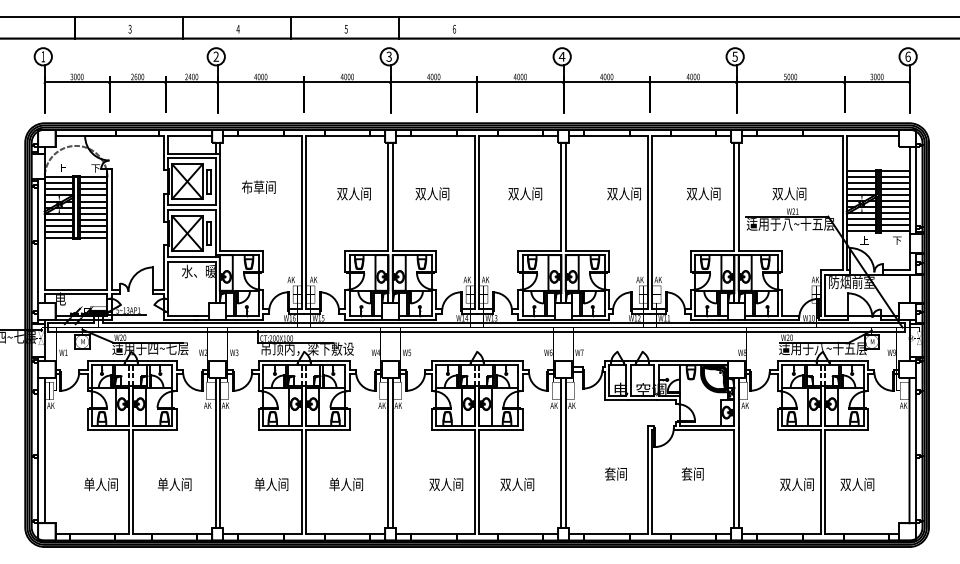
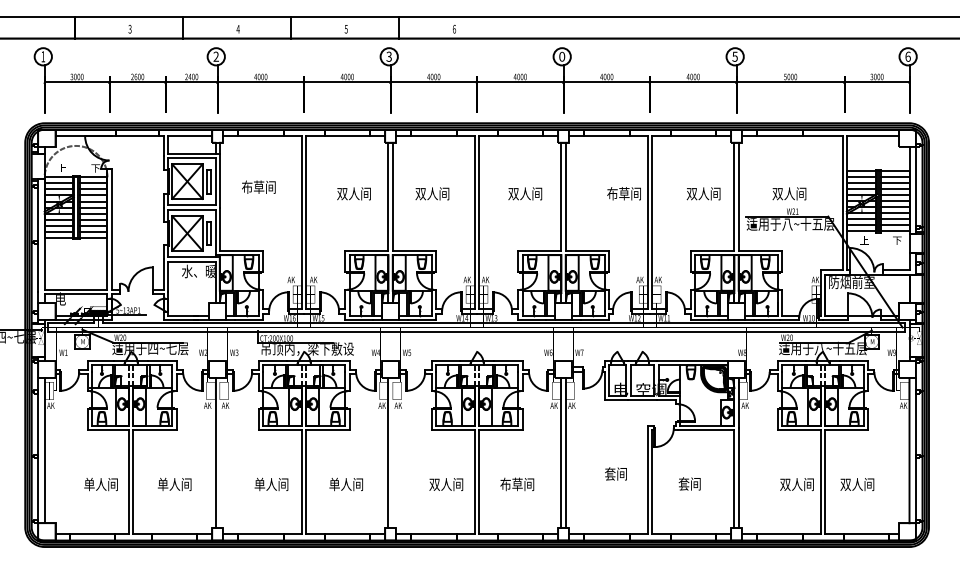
text: 4 -> 0 (561, 56)
text: 双人间 -> 布草间 (618, 193)
line: present -> none (219, 452)
line: present -> none (392, 452)
text position: (692, 473) -> (689, 483) (689, 483)
text: 双人间 -> 布草间 (511, 484)
